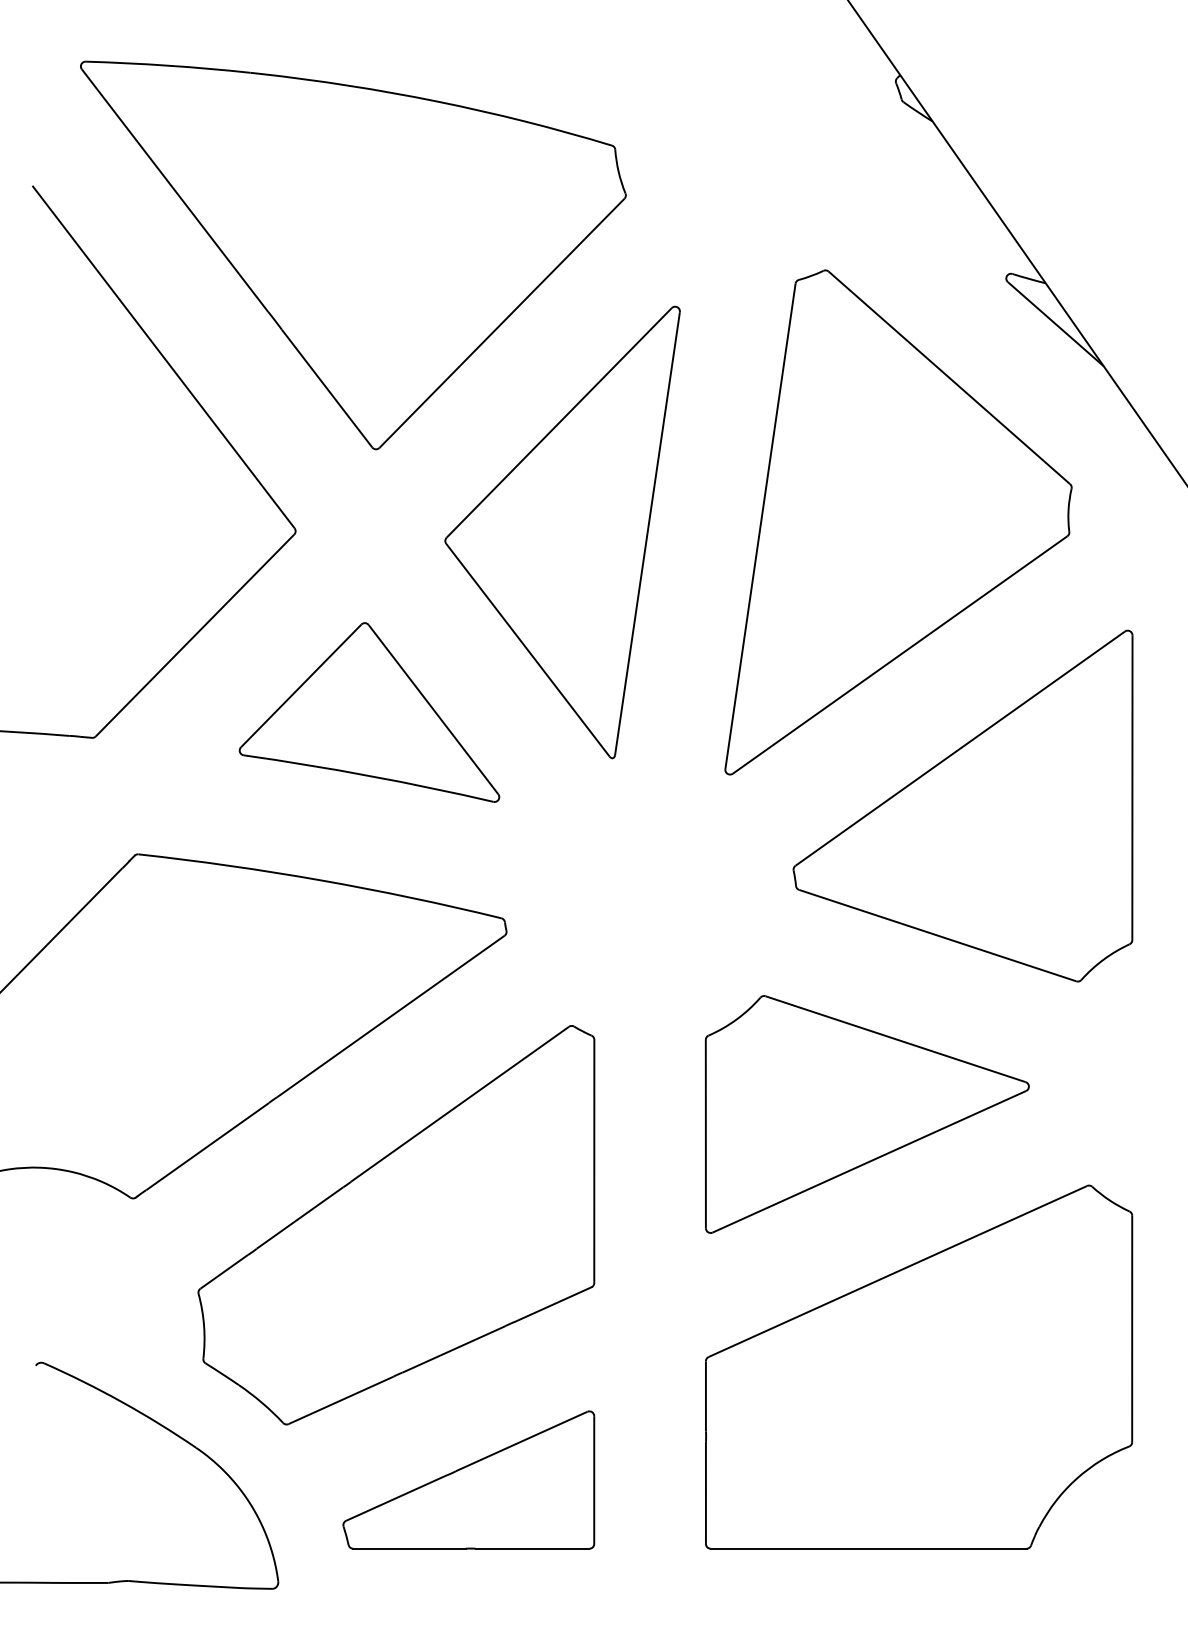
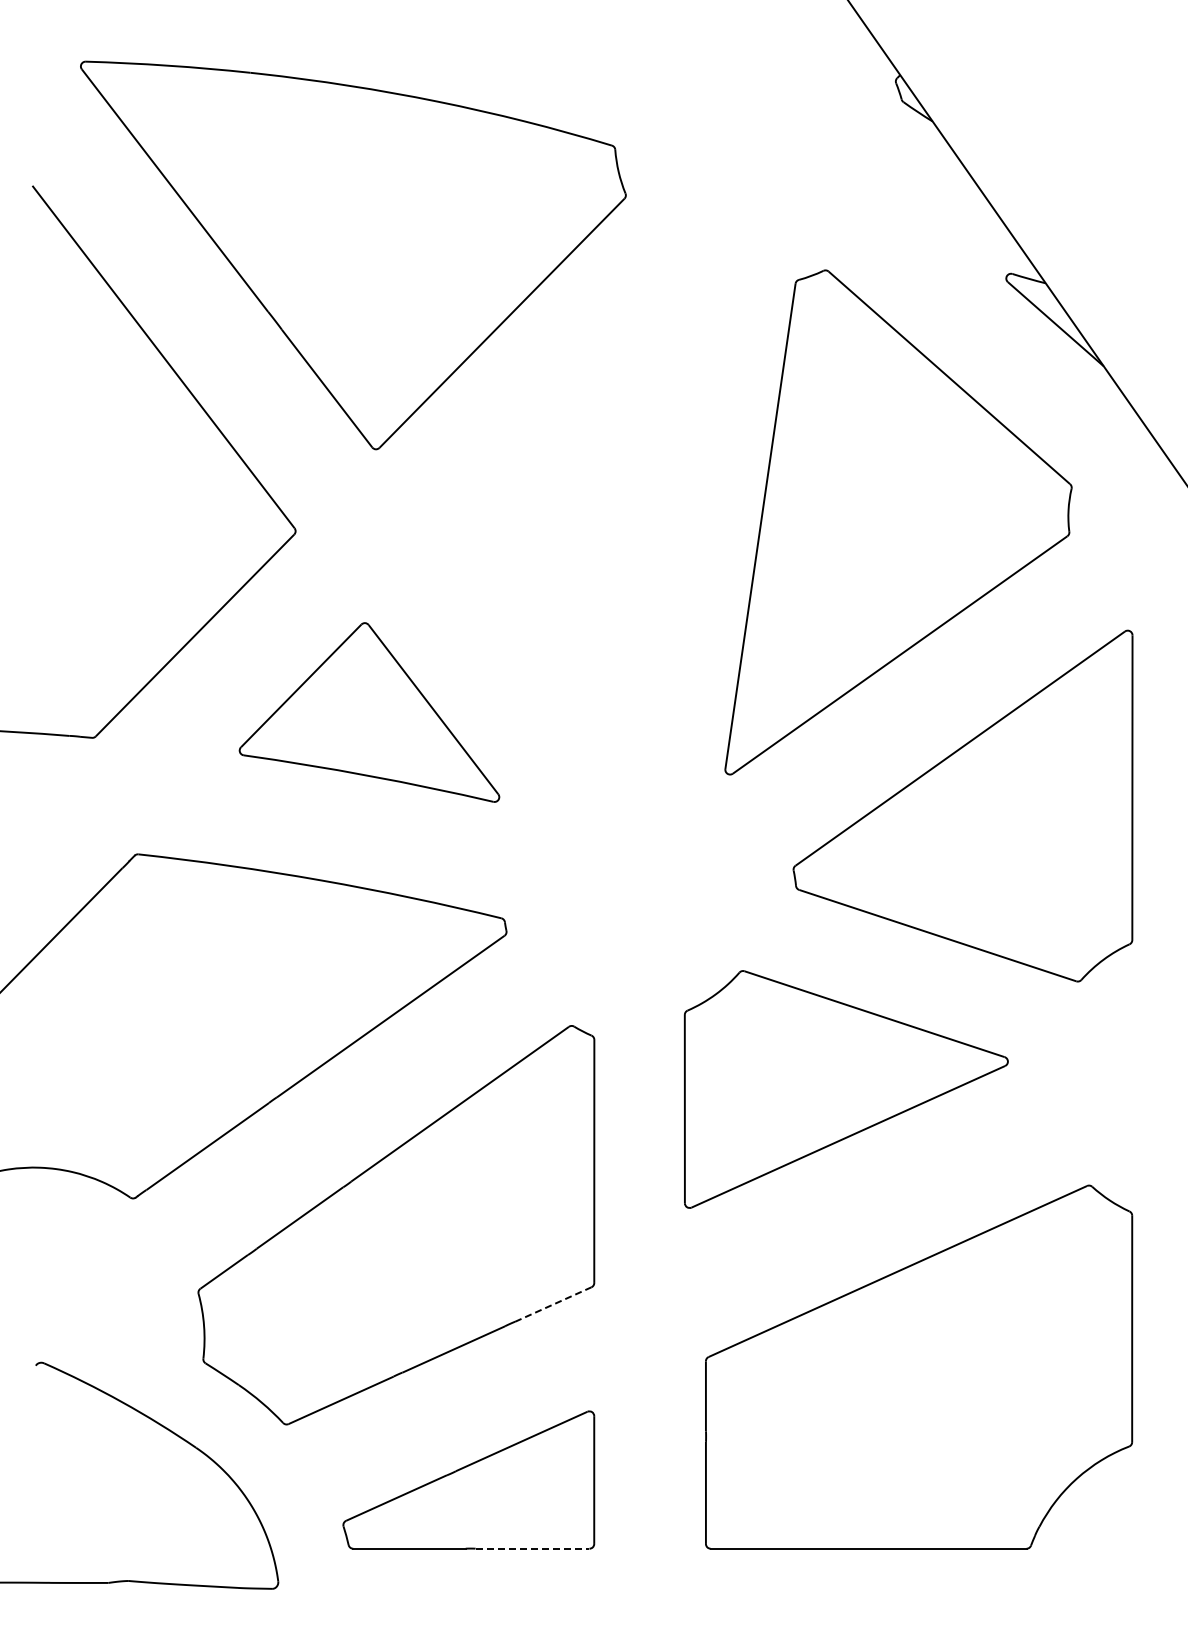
part: present -> none (562, 532)
part position: (866, 1114) -> (845, 1089) (845, 1089)
line: solid -> dashed (553, 1304)
line: solid -> dashed (532, 1548)
